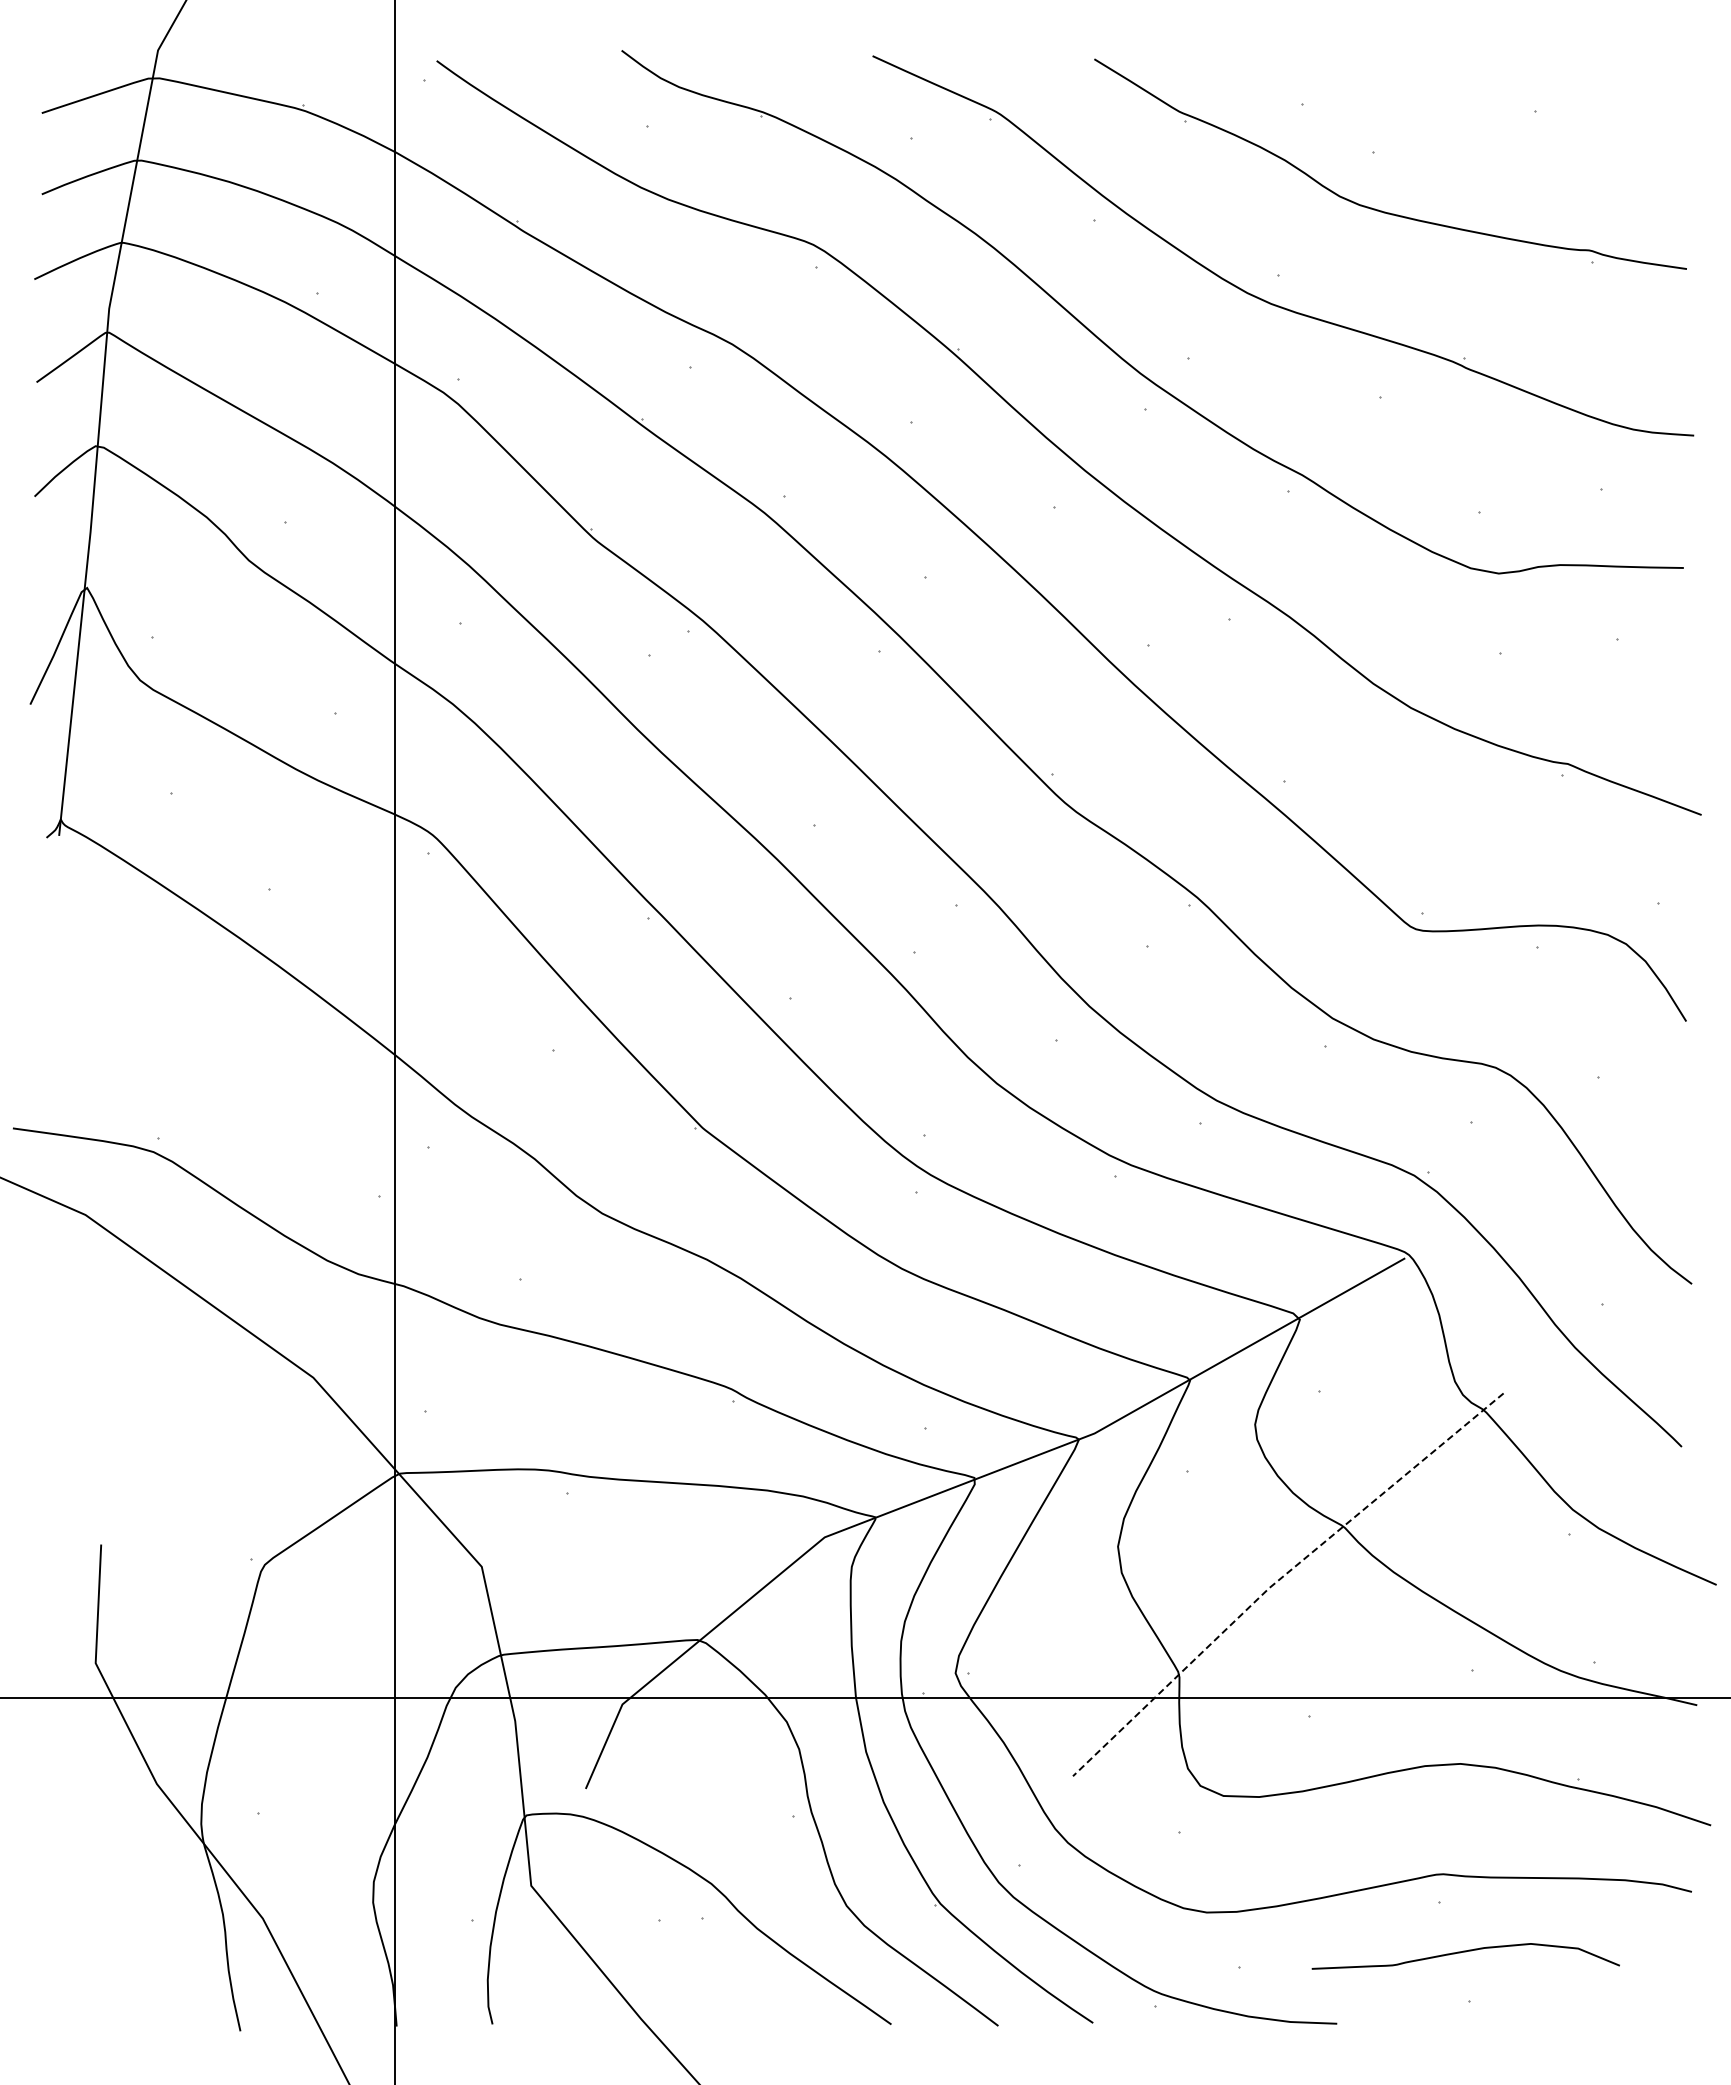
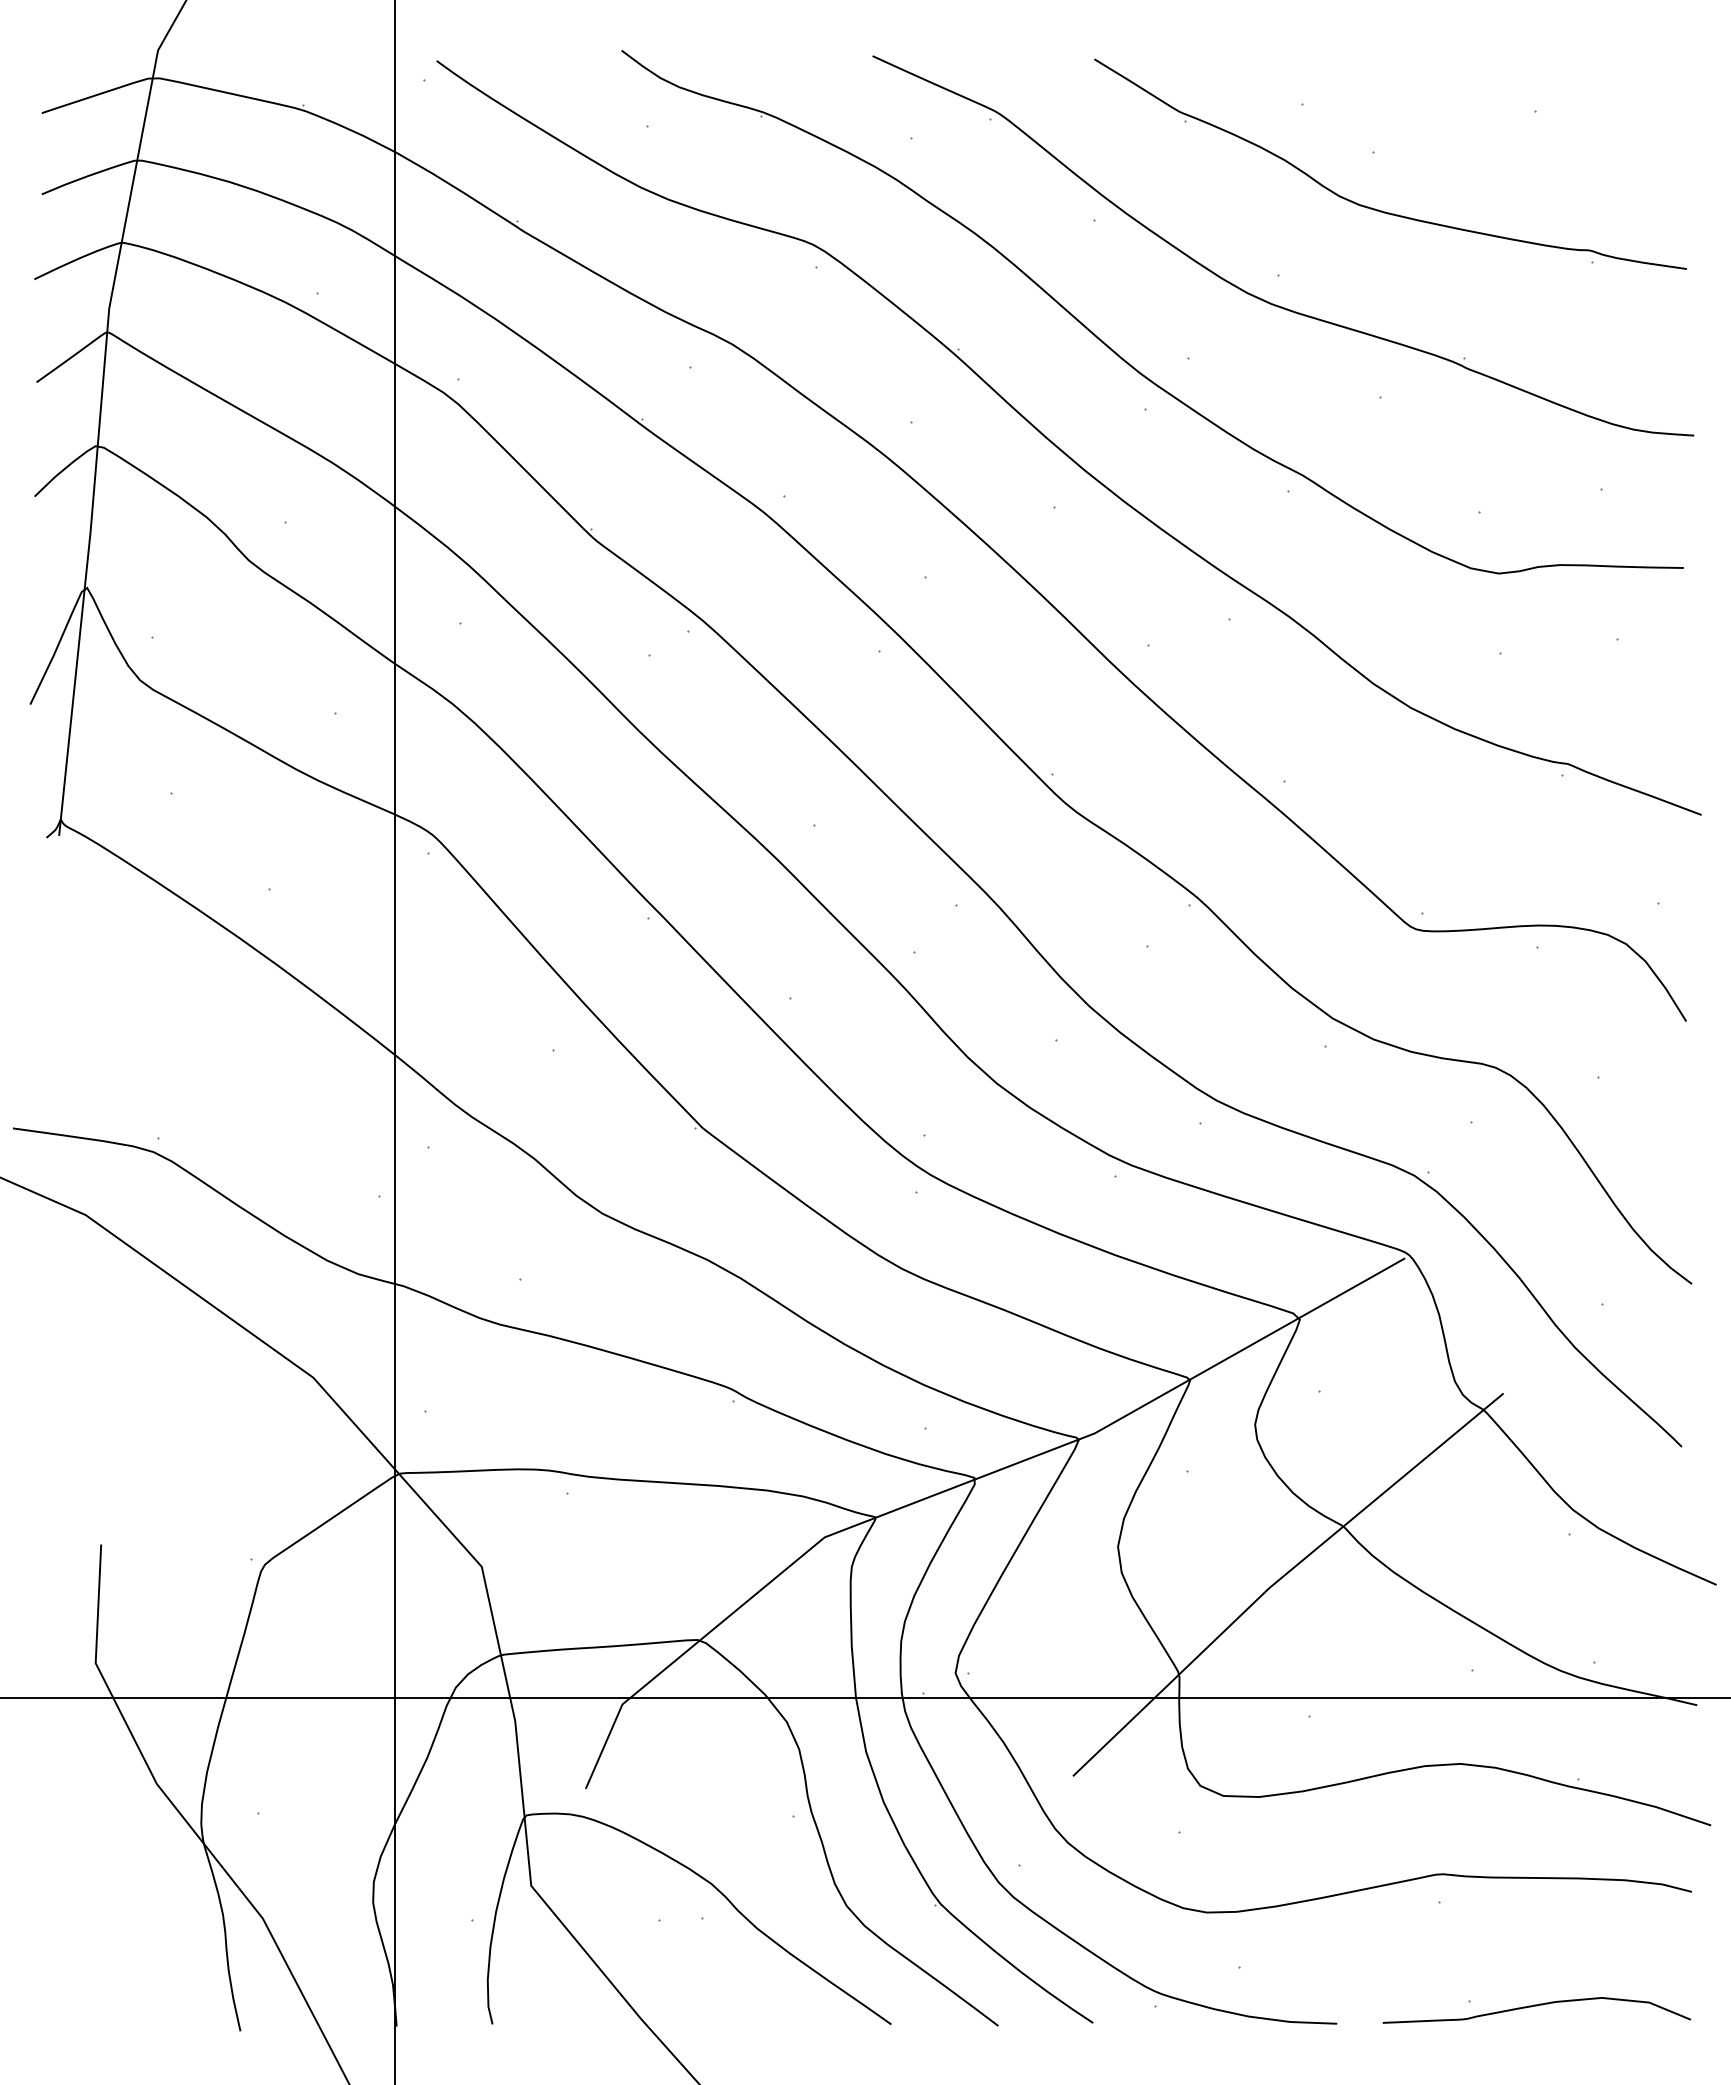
line: dashed -> solid (1280, 1578)
curve position: (1465, 1952) -> (1536, 2006) (1536, 2006)
